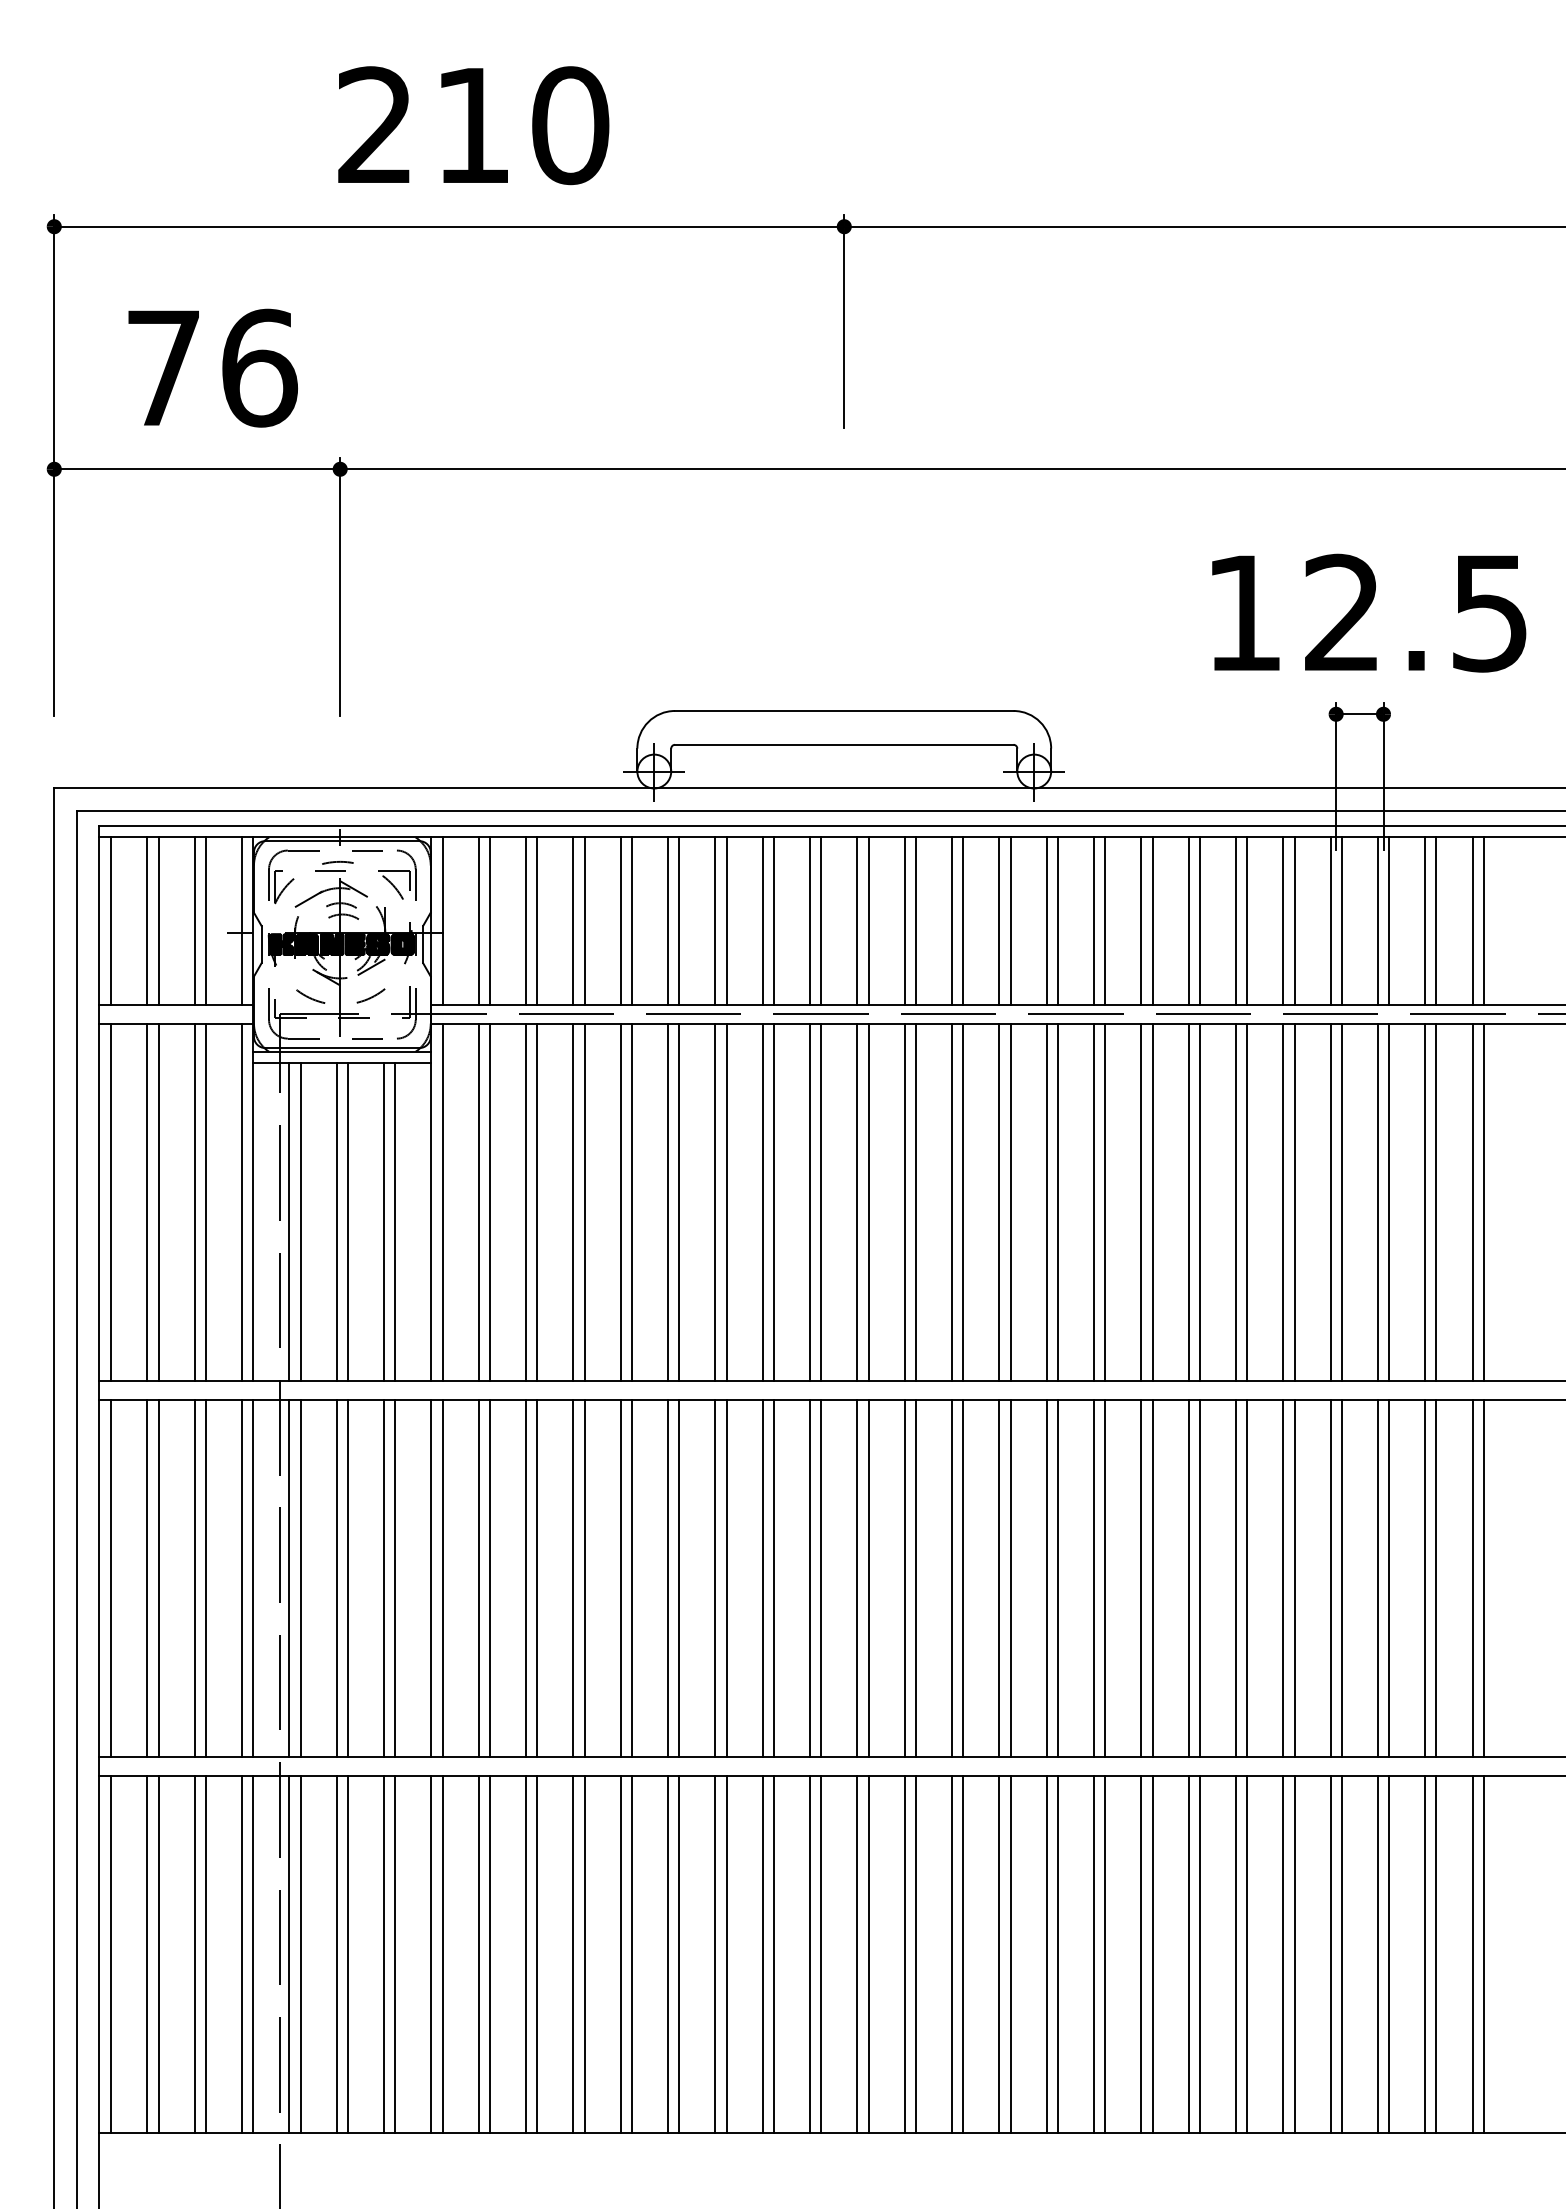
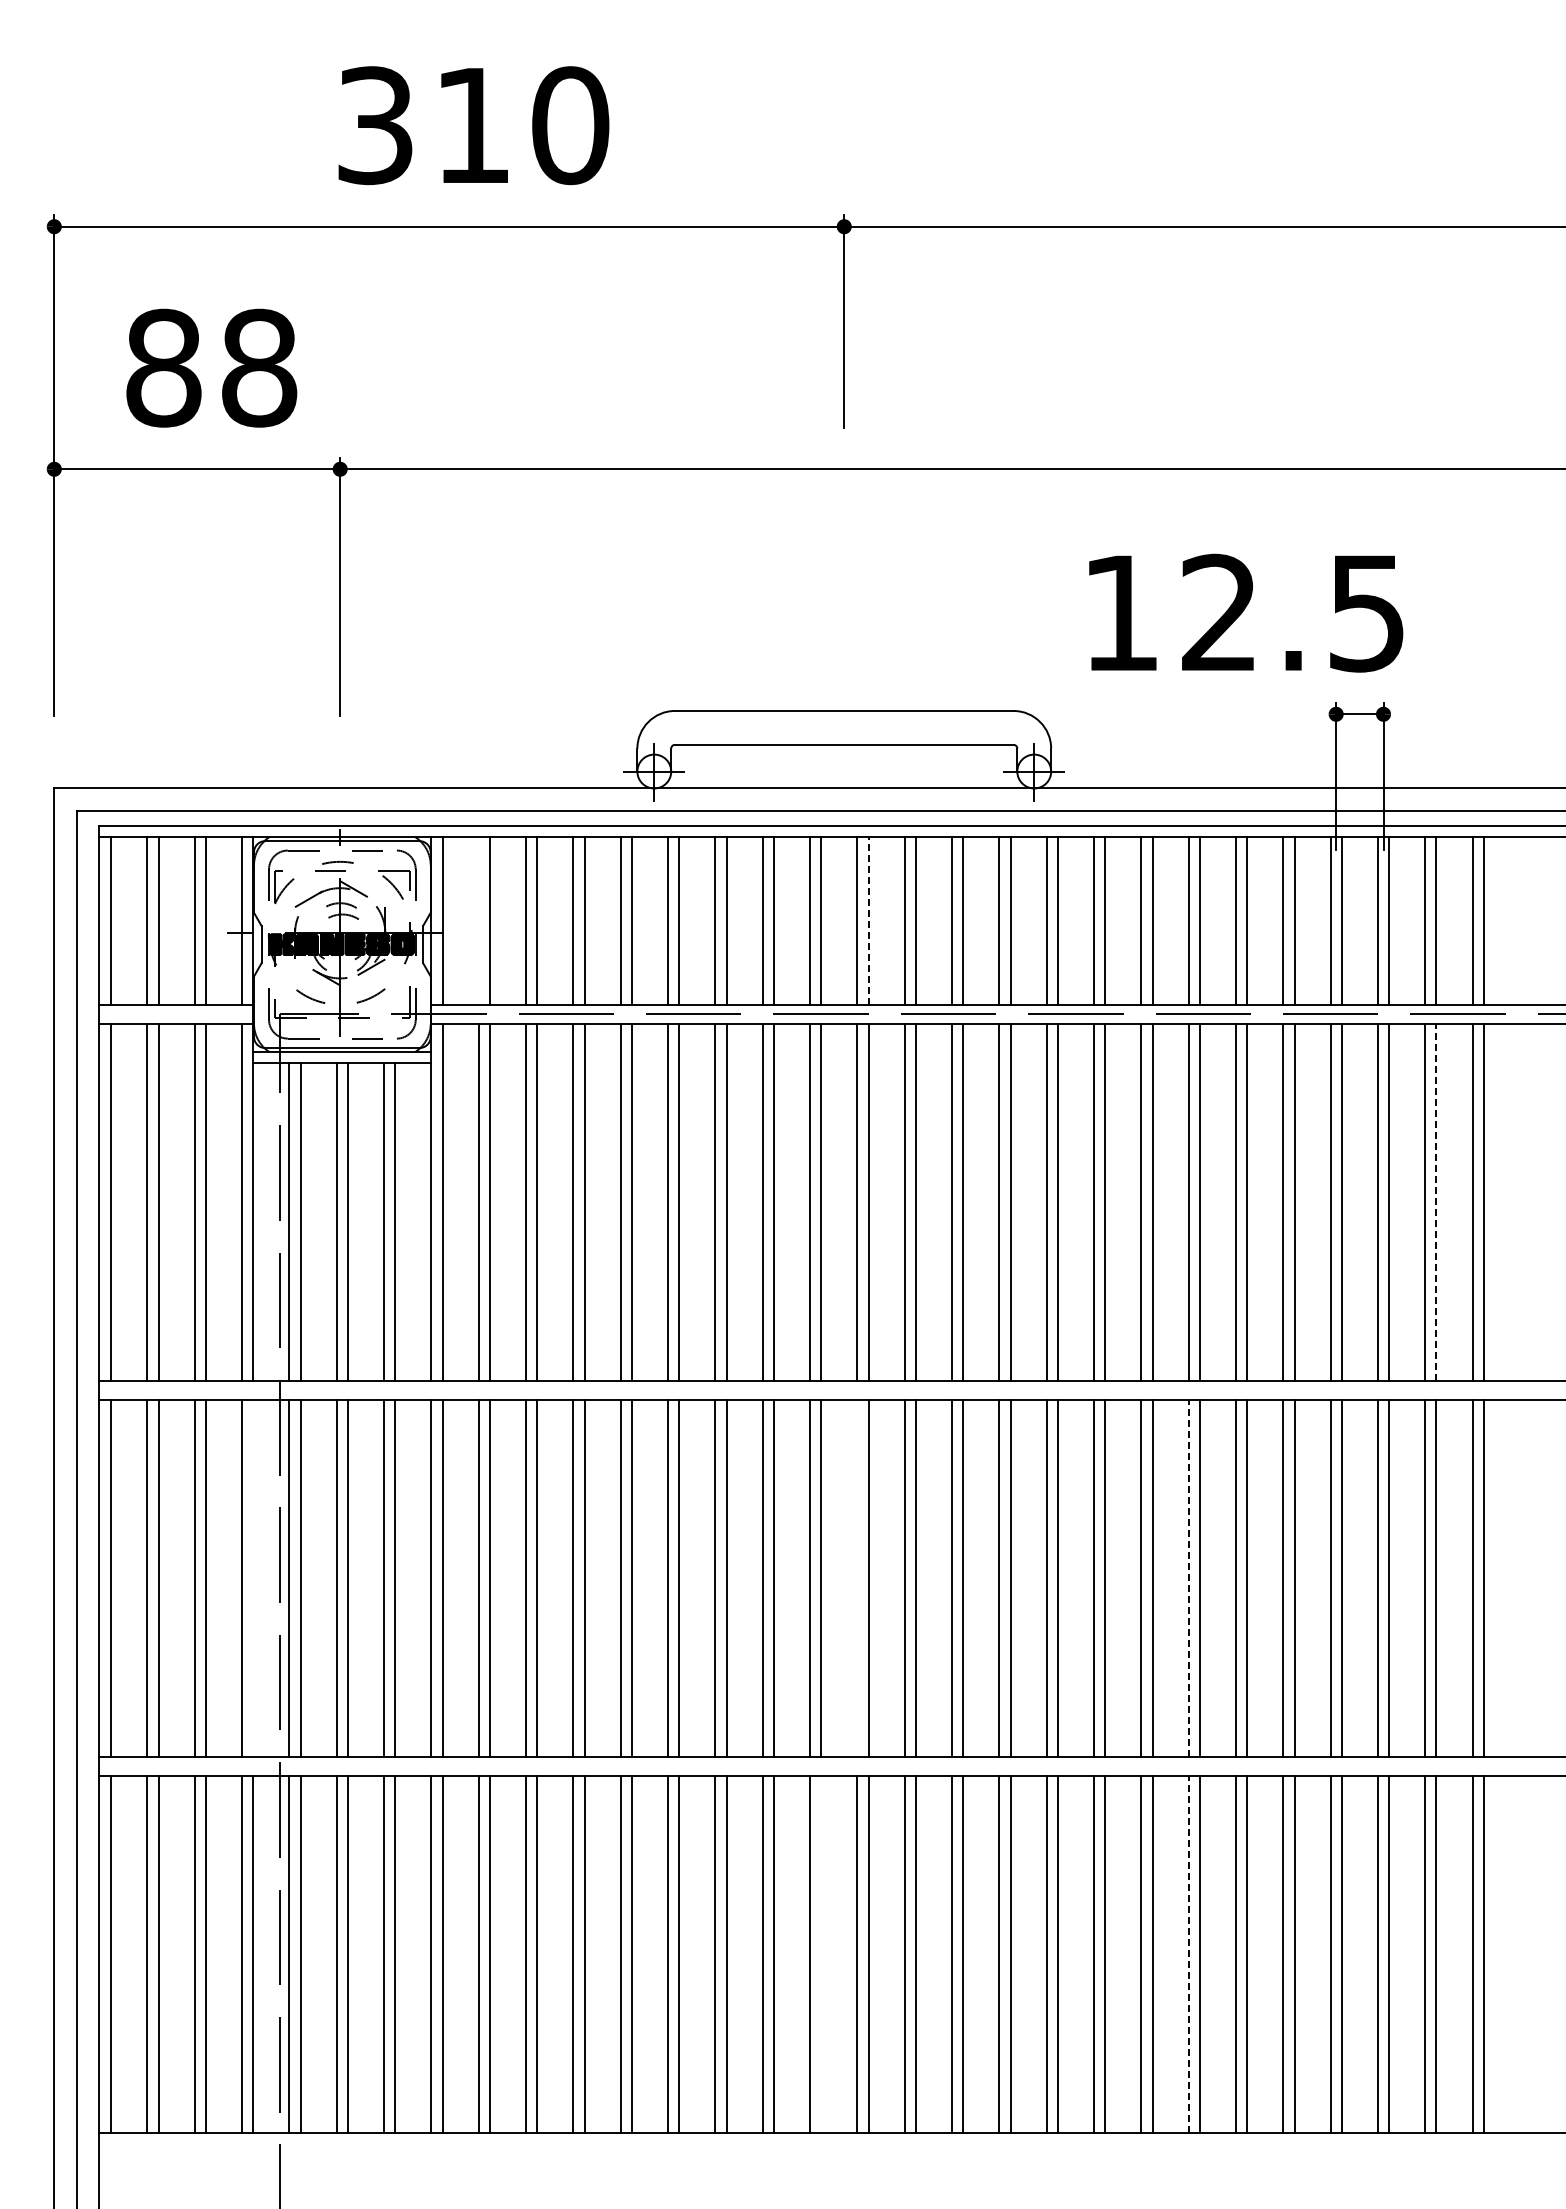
text: 210 -> 310 (375, 125)
text: 76 -> 88 (212, 367)
text position: (1369, 612) -> (1246, 612) (1246, 612)
line: present -> none (478, 920)
line: solid -> dashed (868, 921)
line: solid -> dashed (1436, 1202)
line: present -> none (253, 1578)
line: present -> none (857, 1578)
line: solid -> dashed (1188, 1578)
line: present -> none (821, 1954)
line: solid -> dashed (1188, 1954)
